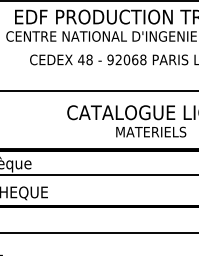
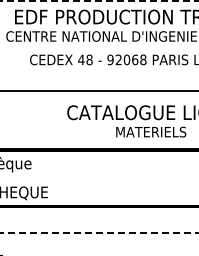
line: solid -> dashed (100, 1)
line: present -> none (98, 175)
line: solid -> dashed (100, 233)
